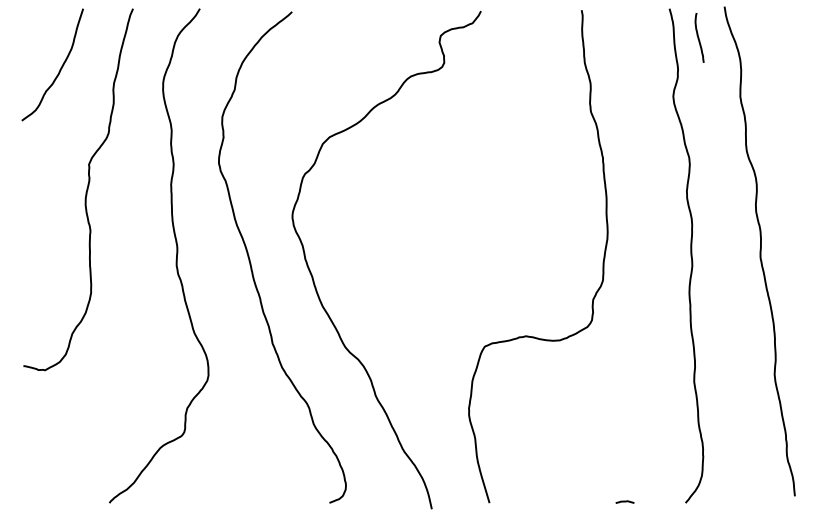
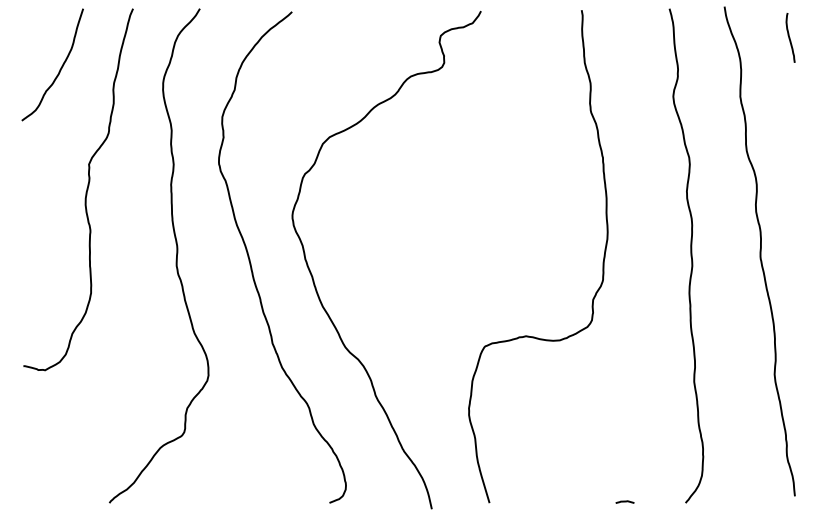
curve position: (699, 37) -> (790, 37) (790, 37)
